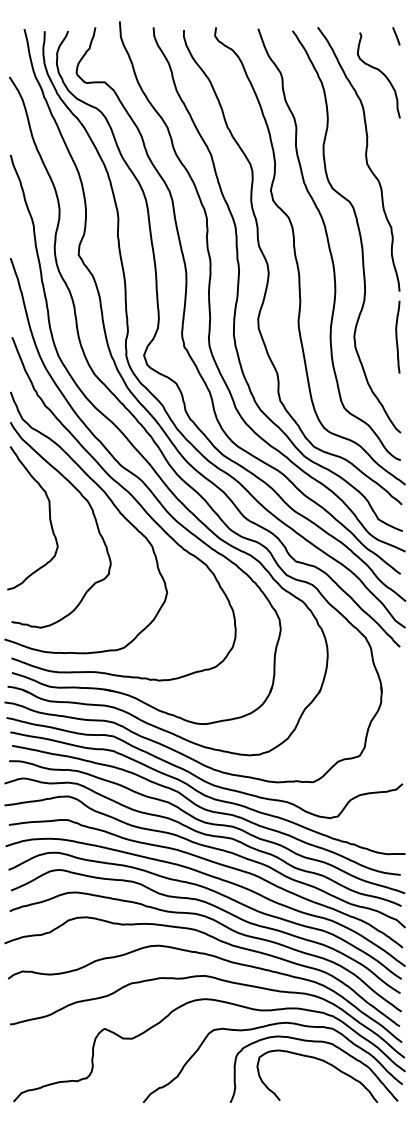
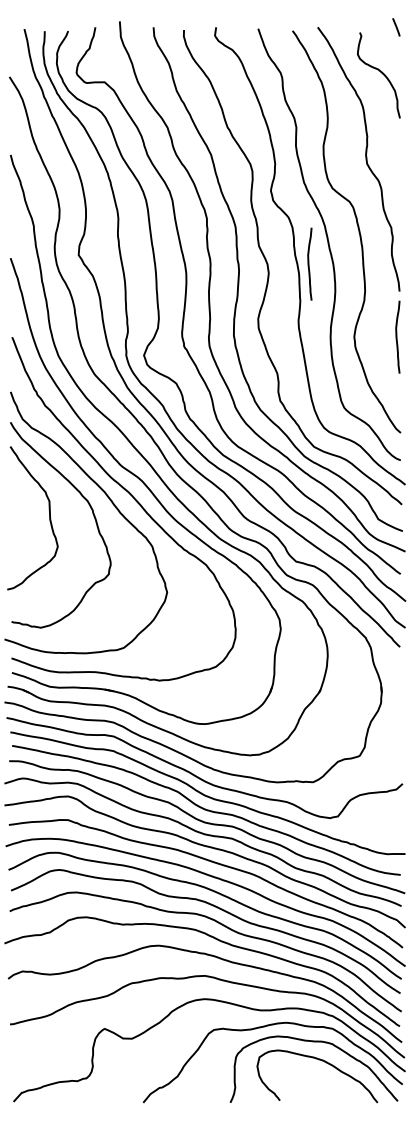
line position: (396, 36) -> (396, 27) (396, 27)
curve: none -> present (309, 263)
